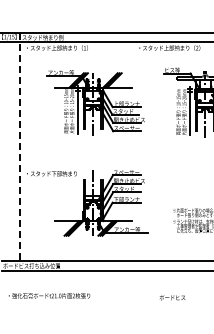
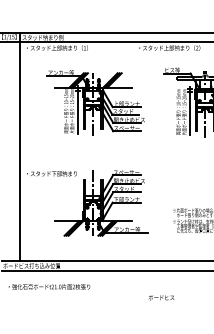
line: dashed -> solid (20, 147)
text position: (49, 295) -> (49, 286) (49, 286)
text position: (172, 297) -> (161, 297) (161, 297)
